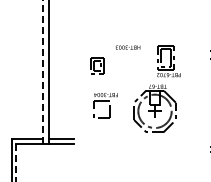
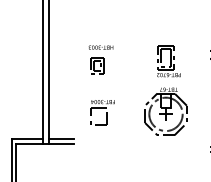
text position: (127, 47) -> (100, 47) (100, 47)
line: dashed -> solid (43, 71)
part position: (105, 105) -> (102, 112) (102, 112)
part position: (154, 108) -> (165, 111) (165, 111)
line: dashed -> solid (16, 162)
